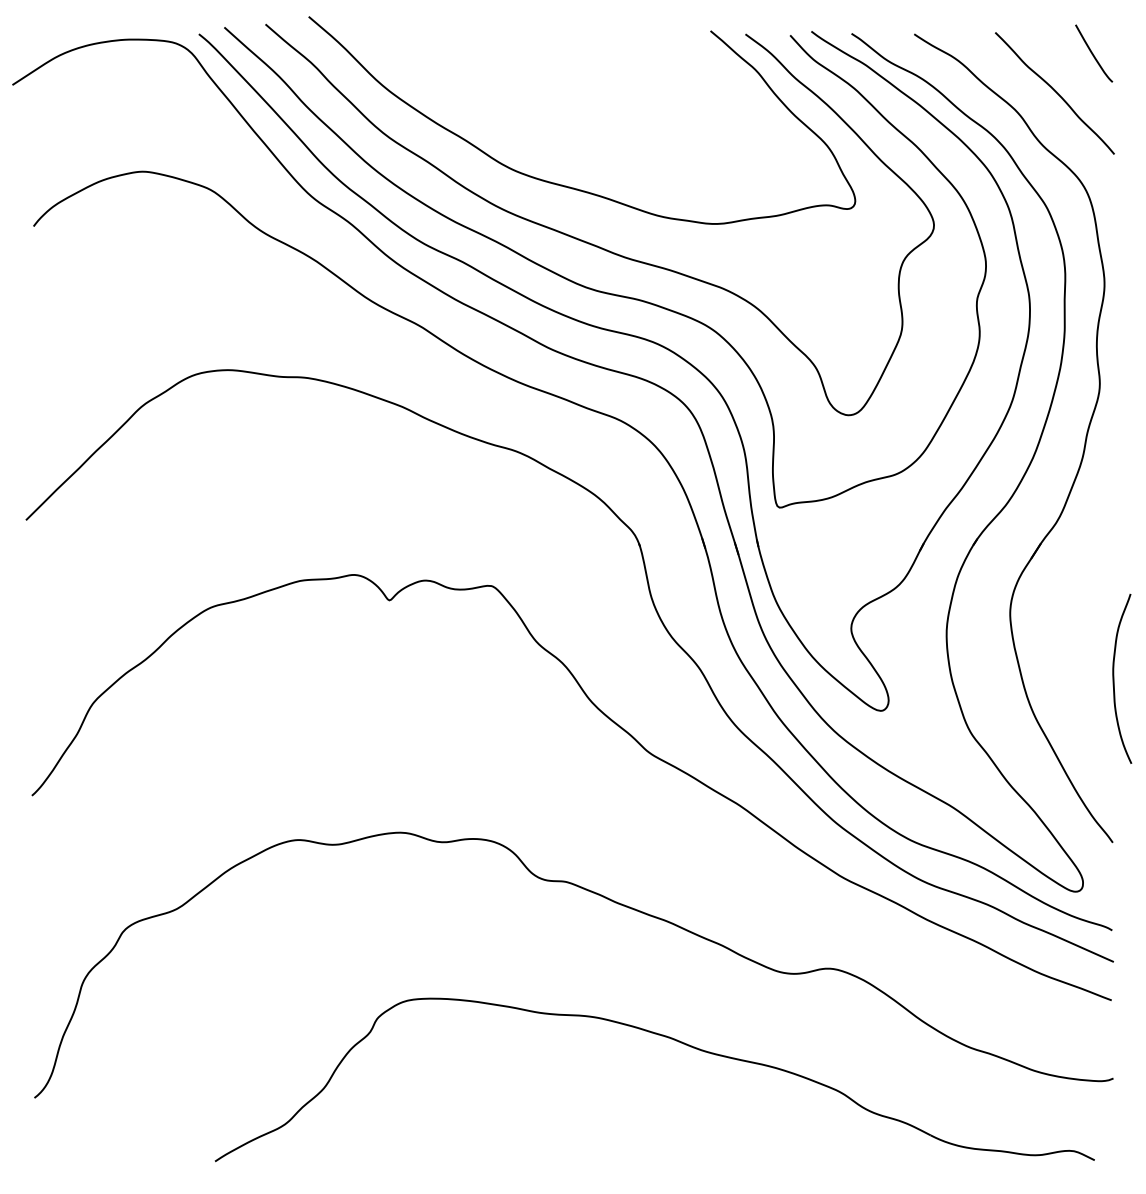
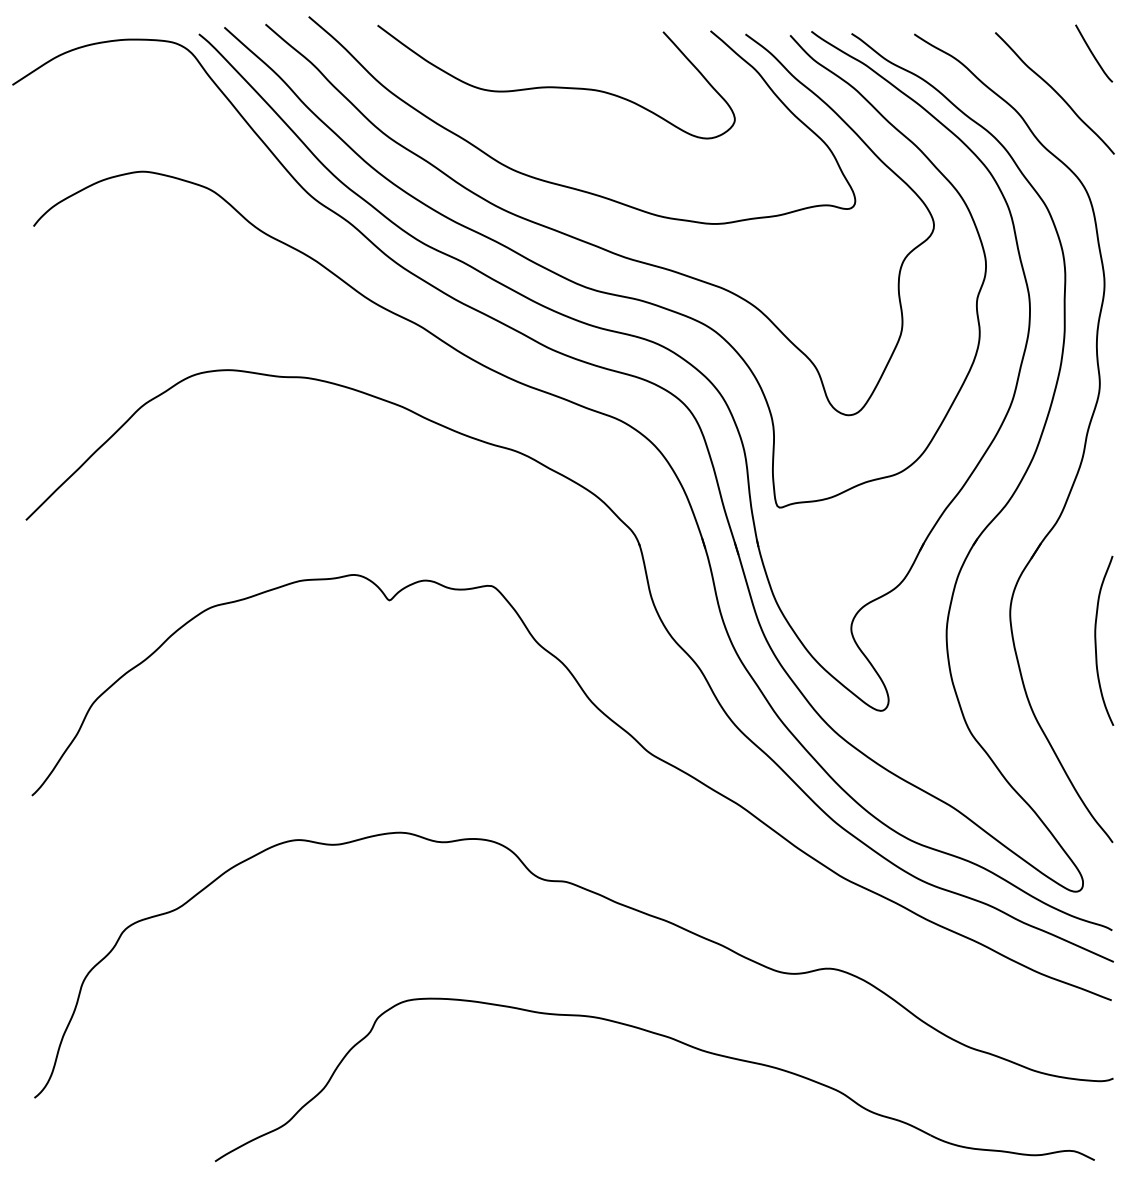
curve: none -> present (556, 86)
curve position: (1114, 678) -> (1096, 640) (1096, 640)
